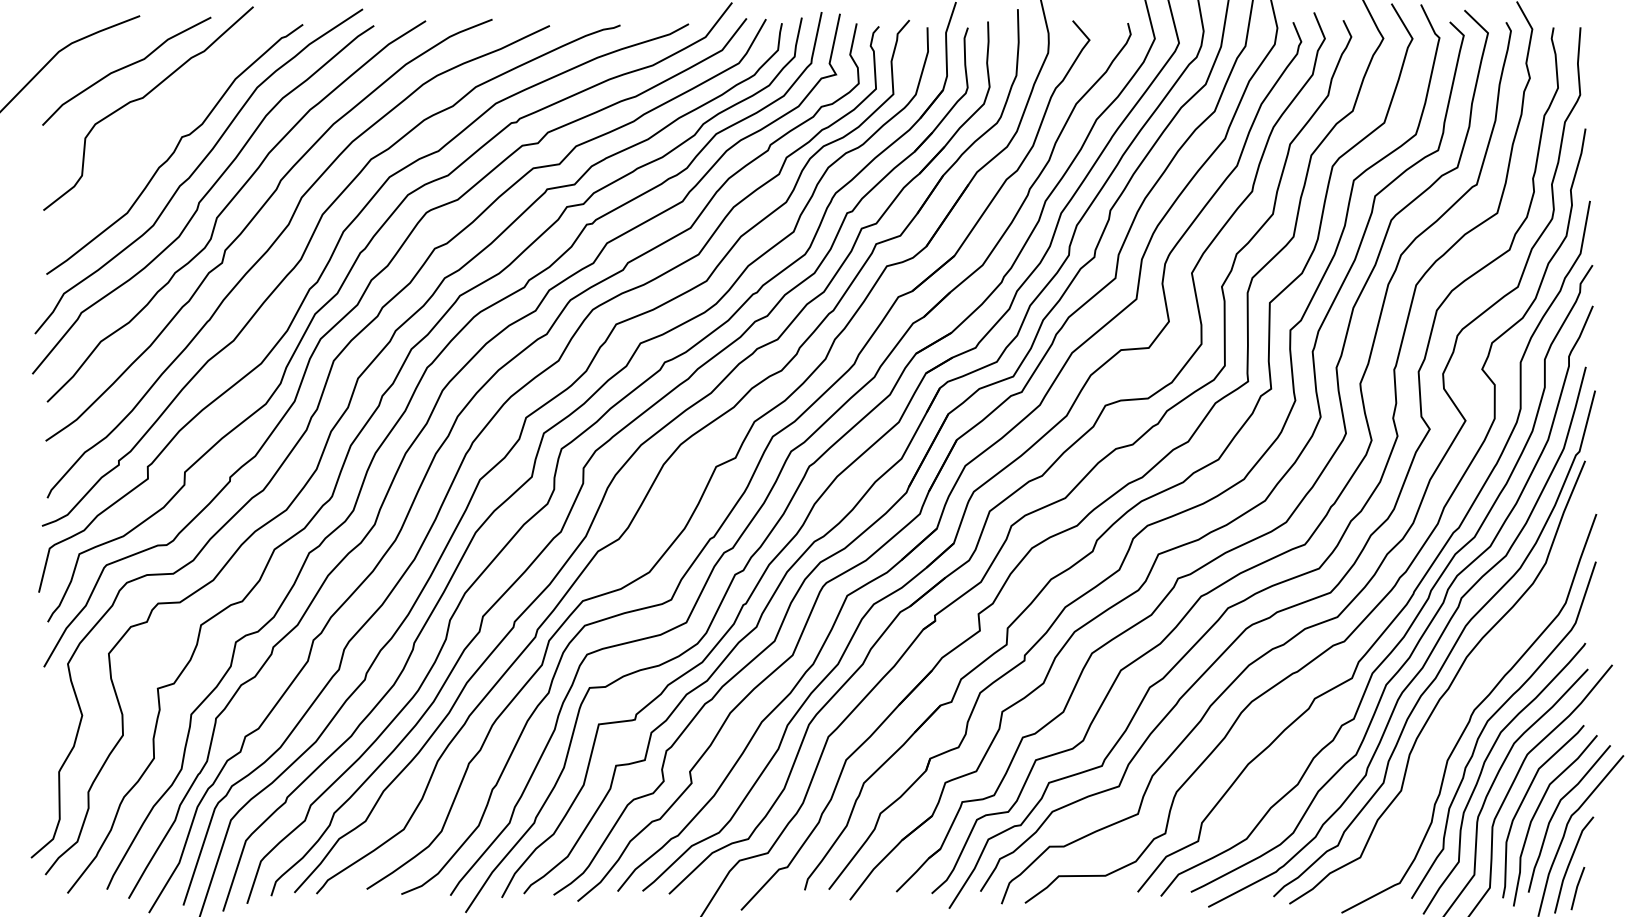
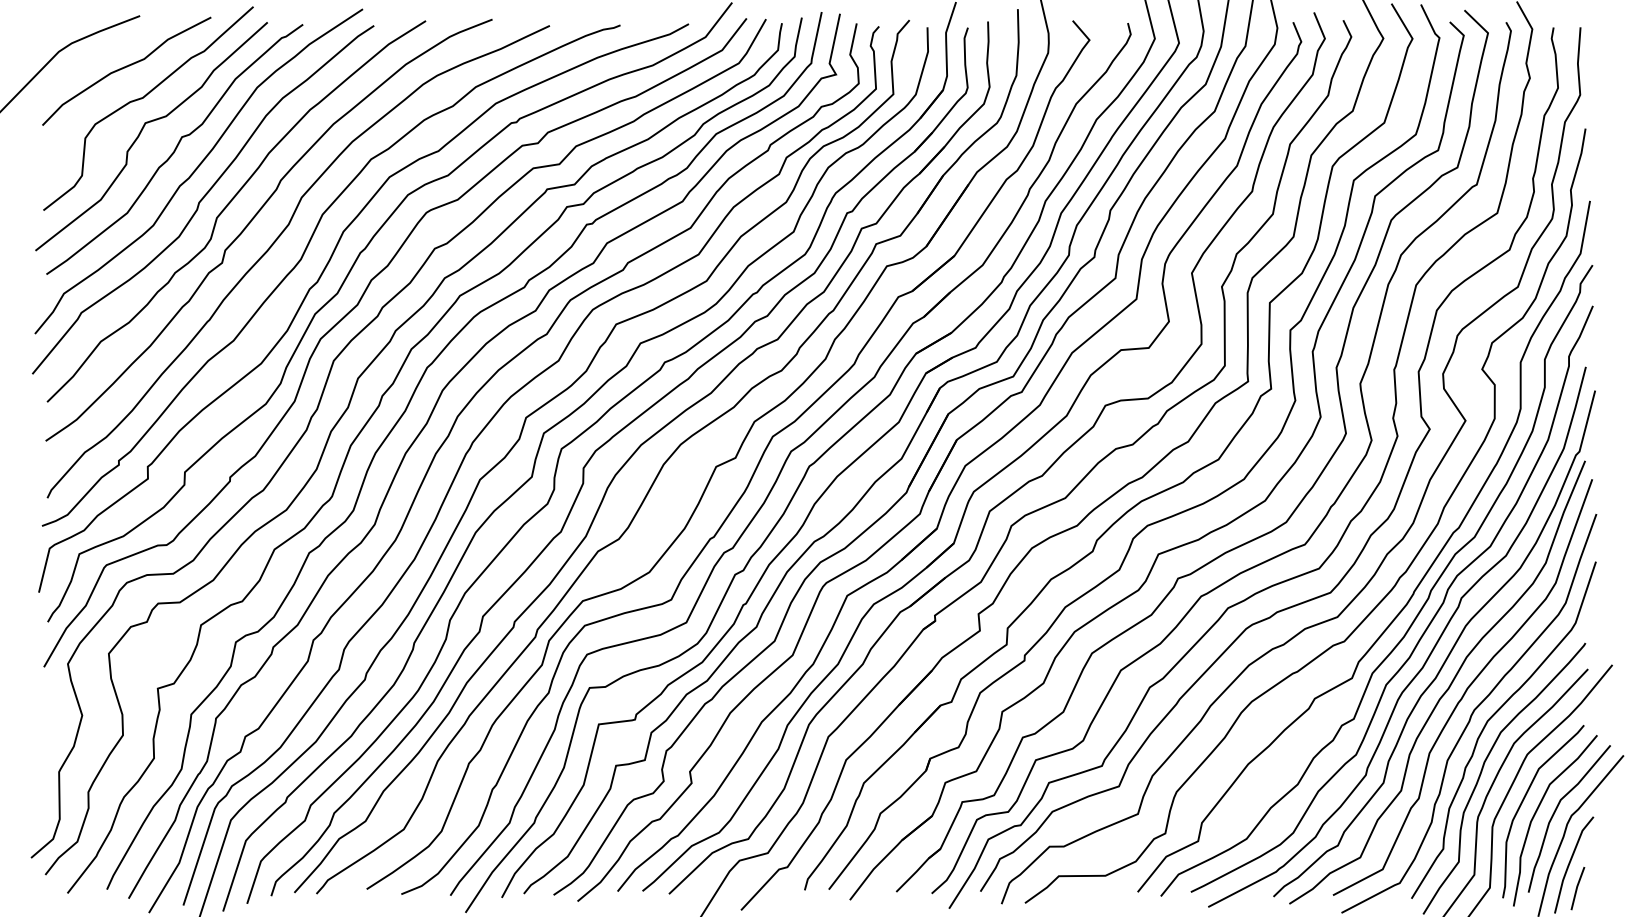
curve: none -> present (143, 129)
curve: none -> present (1465, 689)
